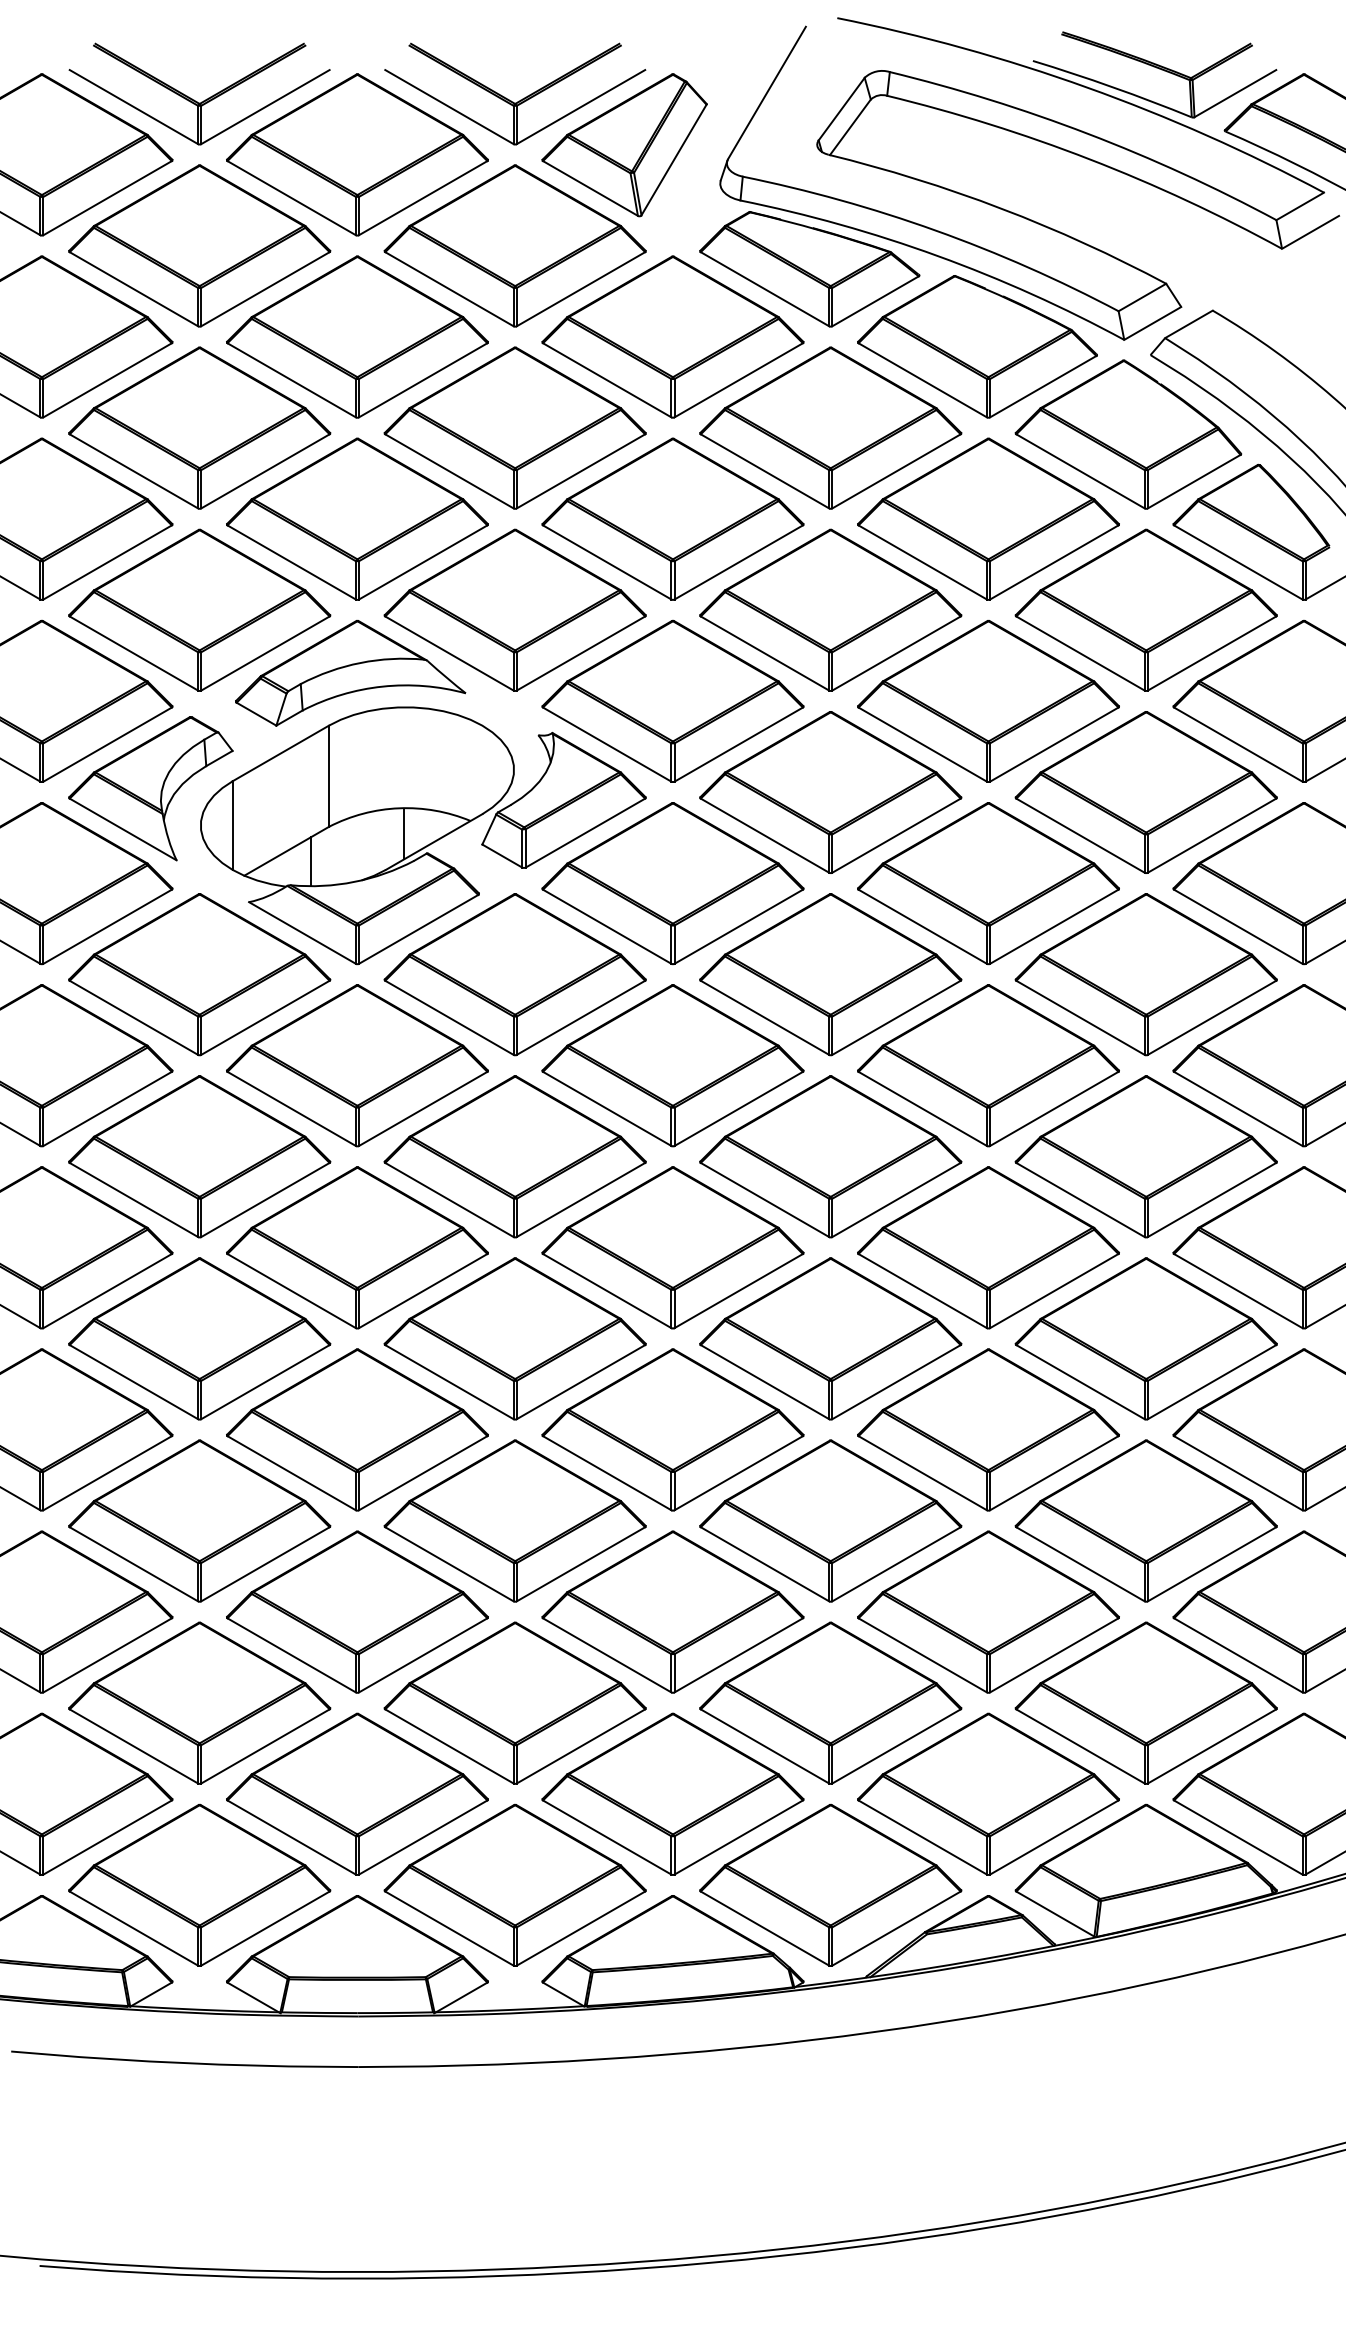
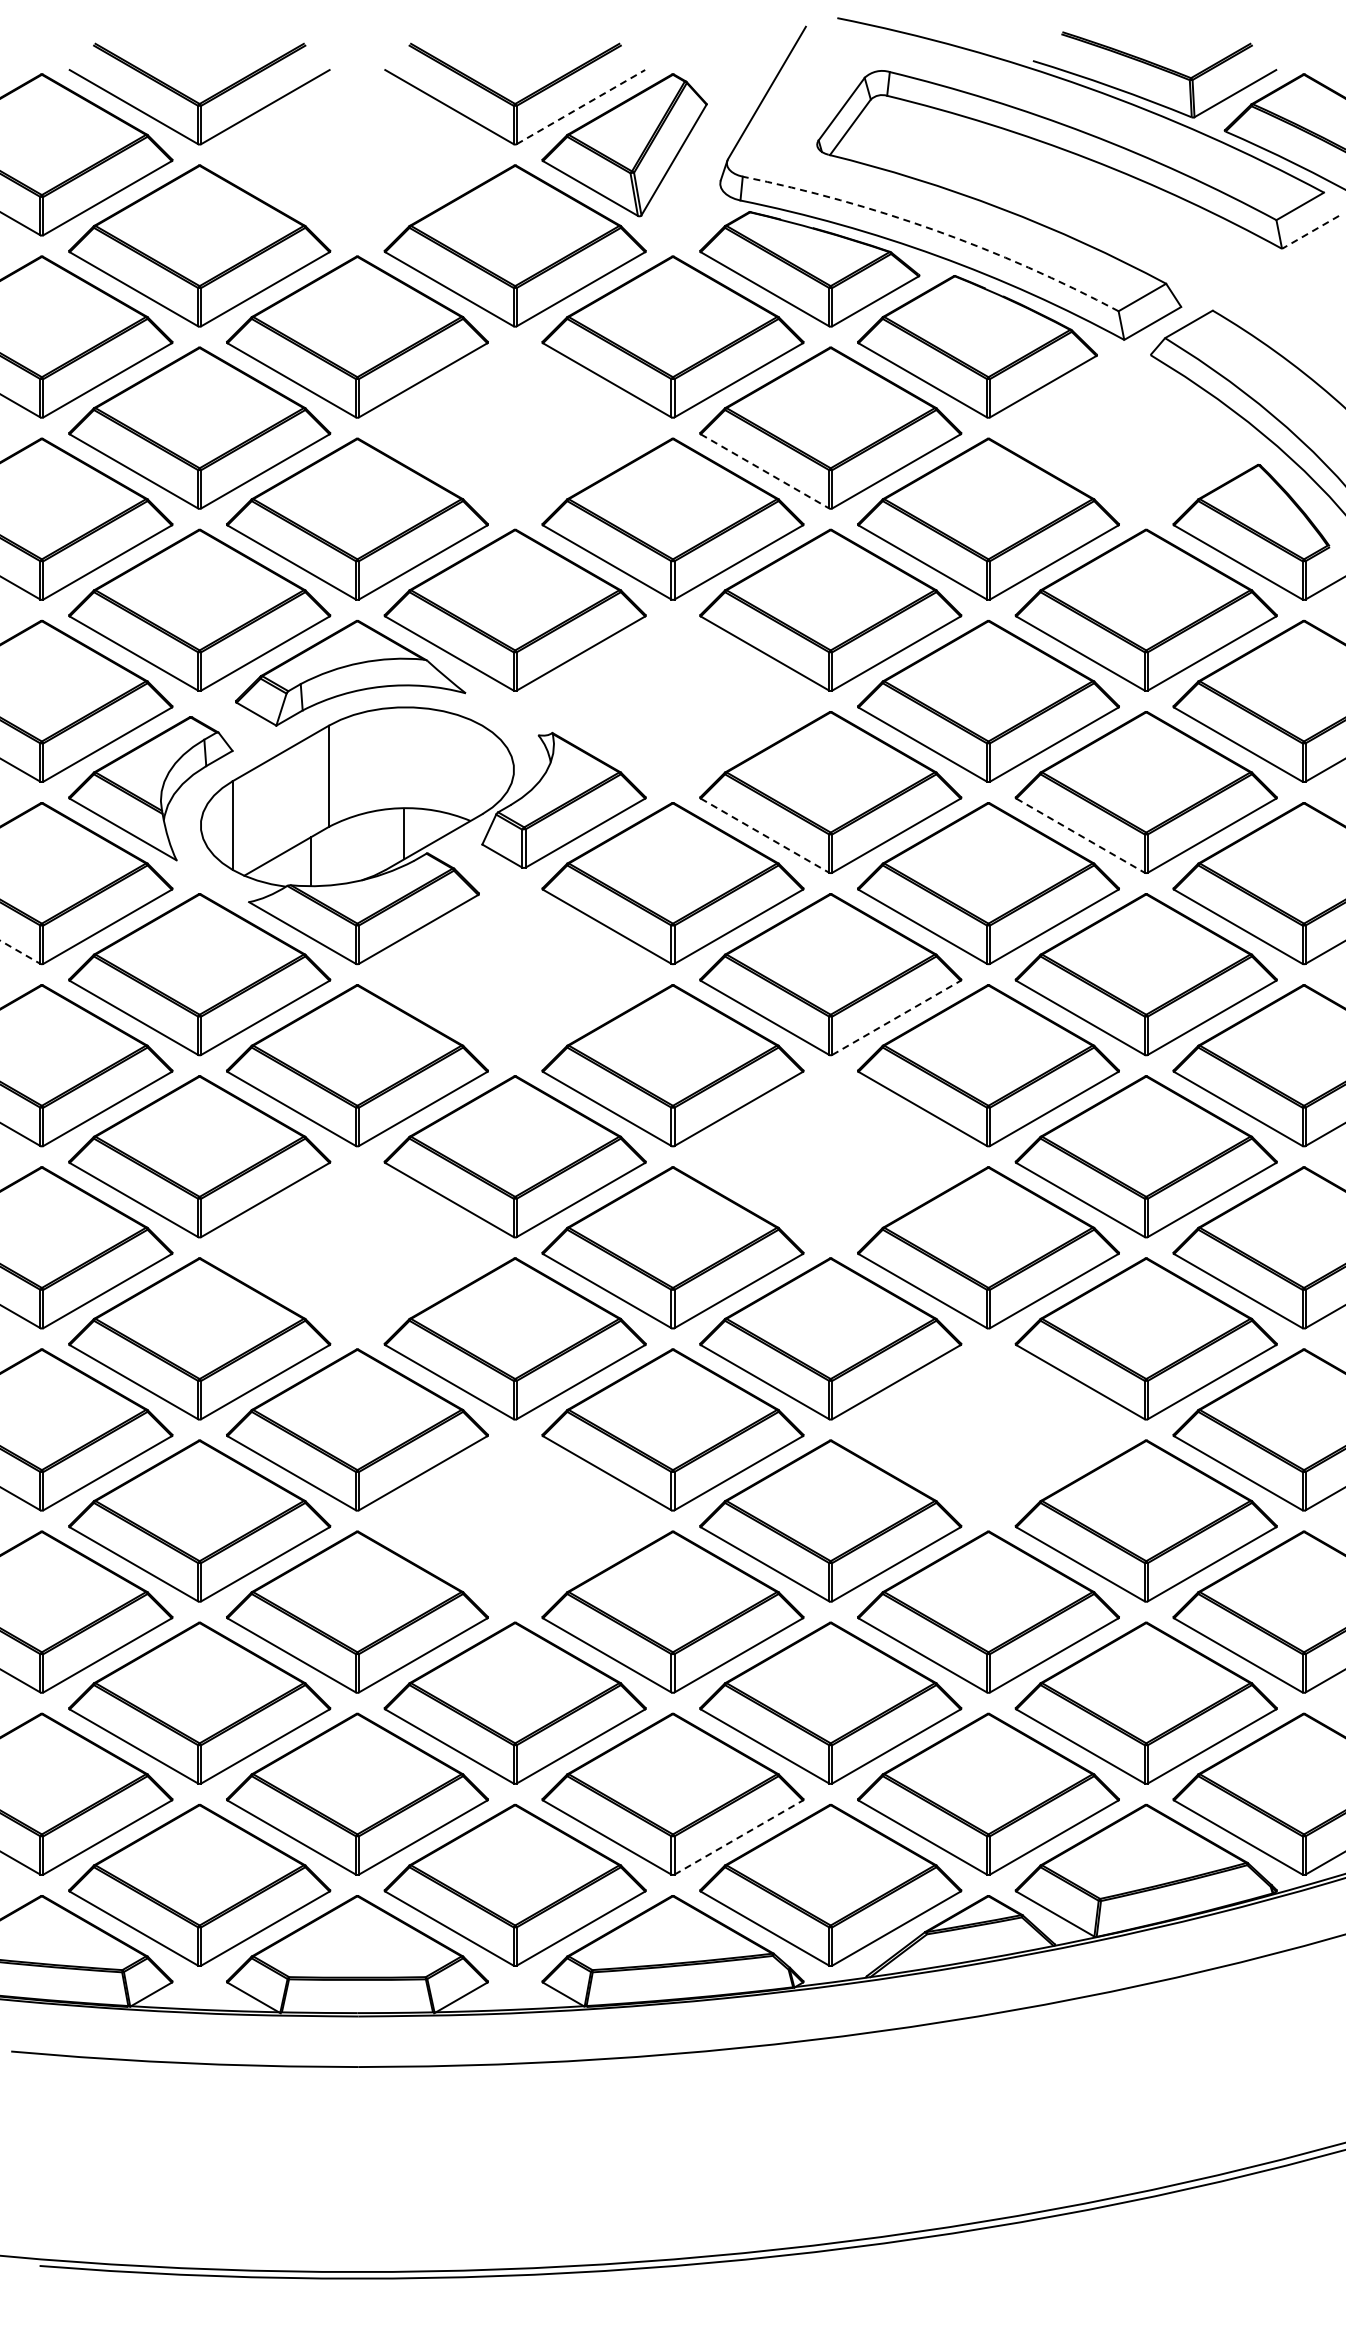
line: solid -> dashed (581, 106)
part: present -> none (357, 154)
arc: solid -> dashed (935, 230)
line: solid -> dashed (1310, 232)
part: present -> none (514, 427)
part: present -> none (1128, 434)
line: solid -> dashed (765, 471)
part: present -> none (672, 700)
line: solid -> dashed (765, 835)
line: solid -> dashed (1080, 835)
line: solid -> dashed (20, 952)
part: present -> none (514, 974)
line: solid -> dashed (896, 1017)
part: present -> none (830, 1156)
part: present -> none (357, 1247)
part: present -> none (988, 1429)
part: present -> none (514, 1520)
line: solid -> dashed (739, 1837)
